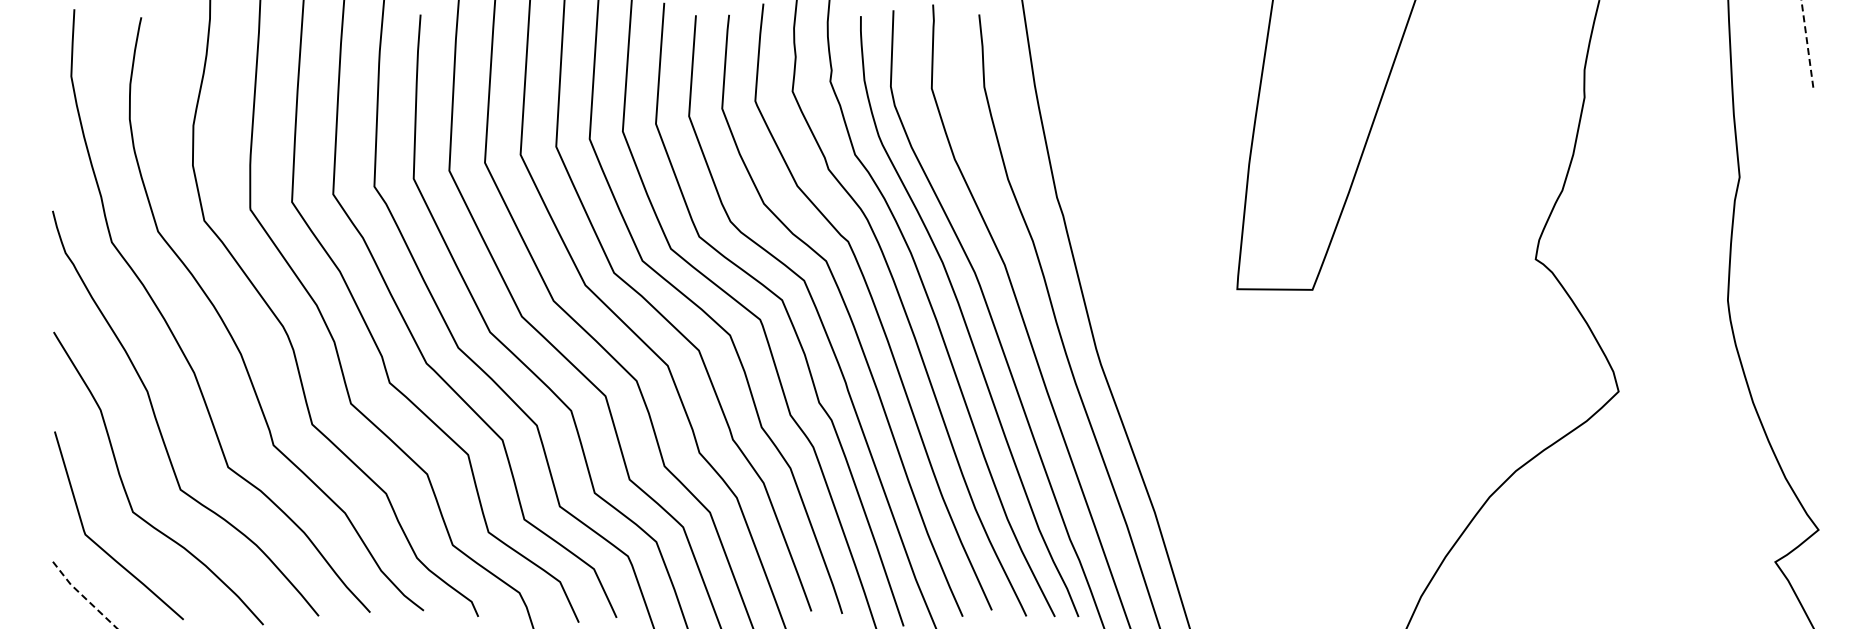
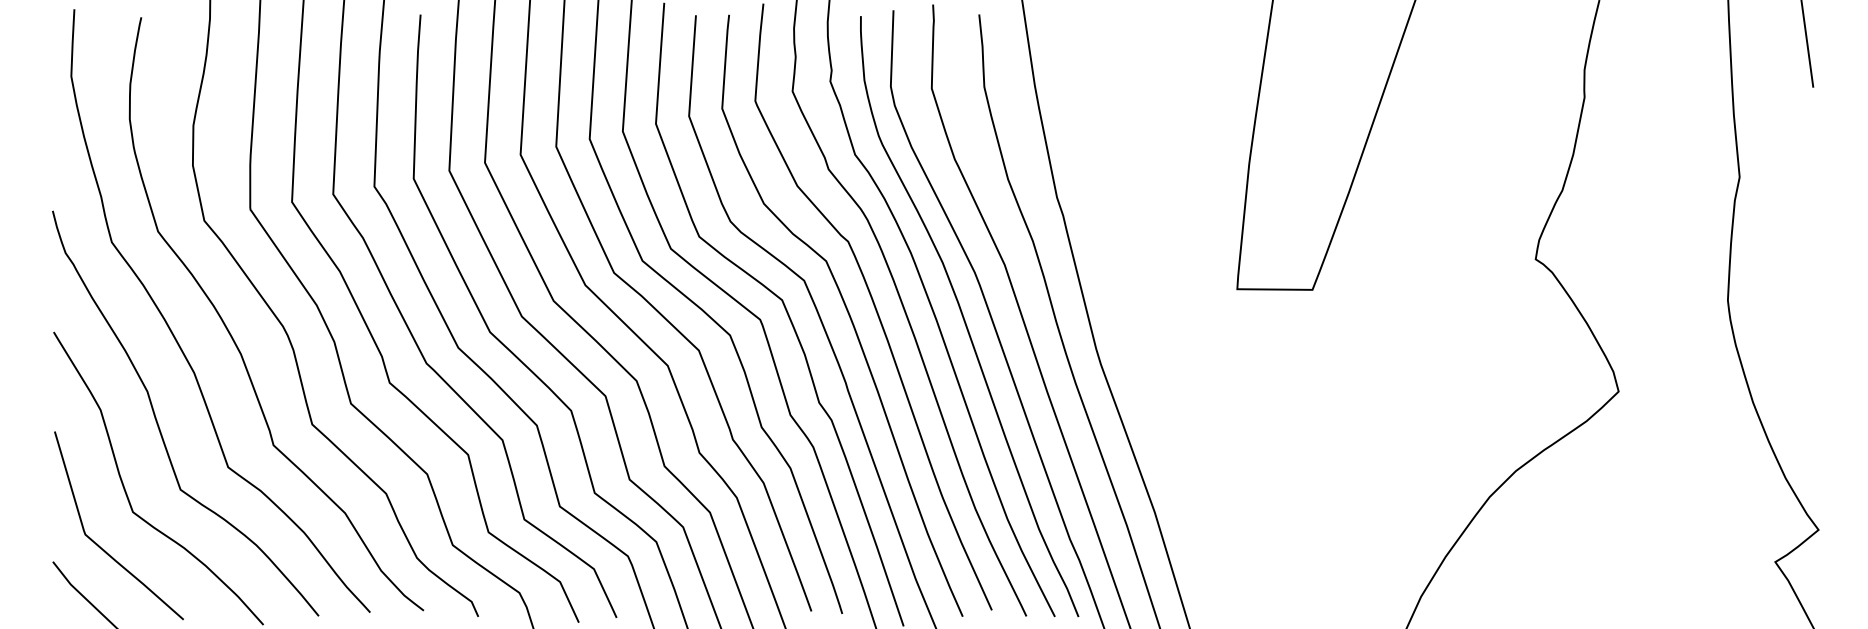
line: dashed -> solid (1807, 43)
line: dashed -> solid (83, 596)
